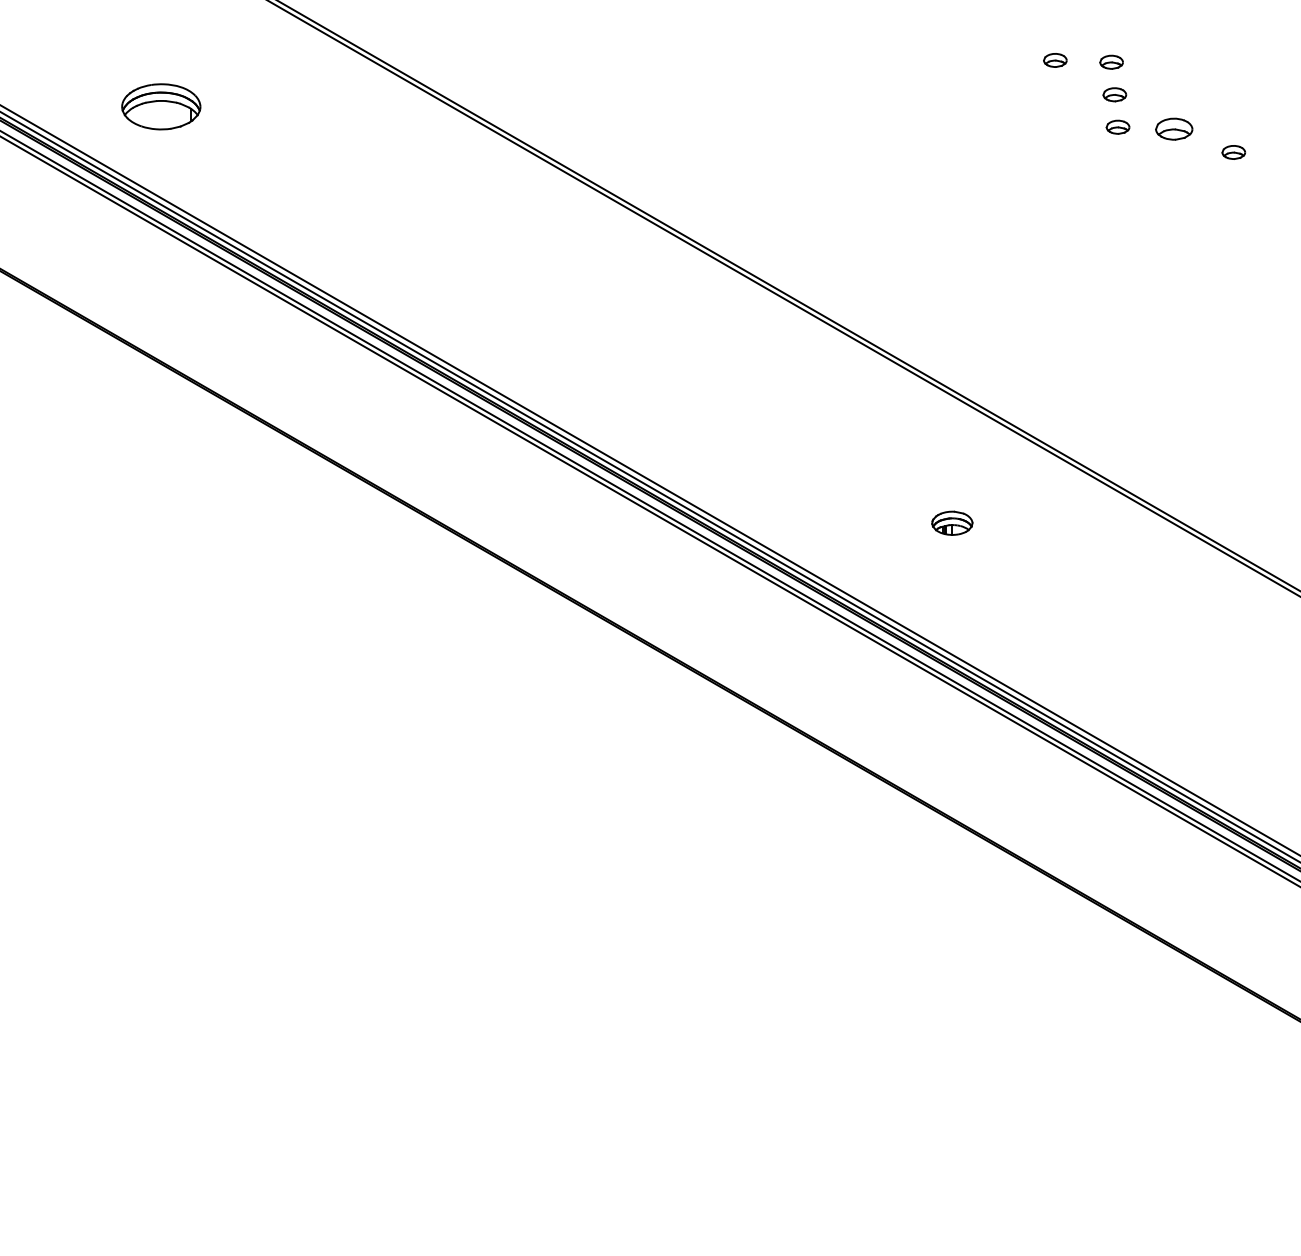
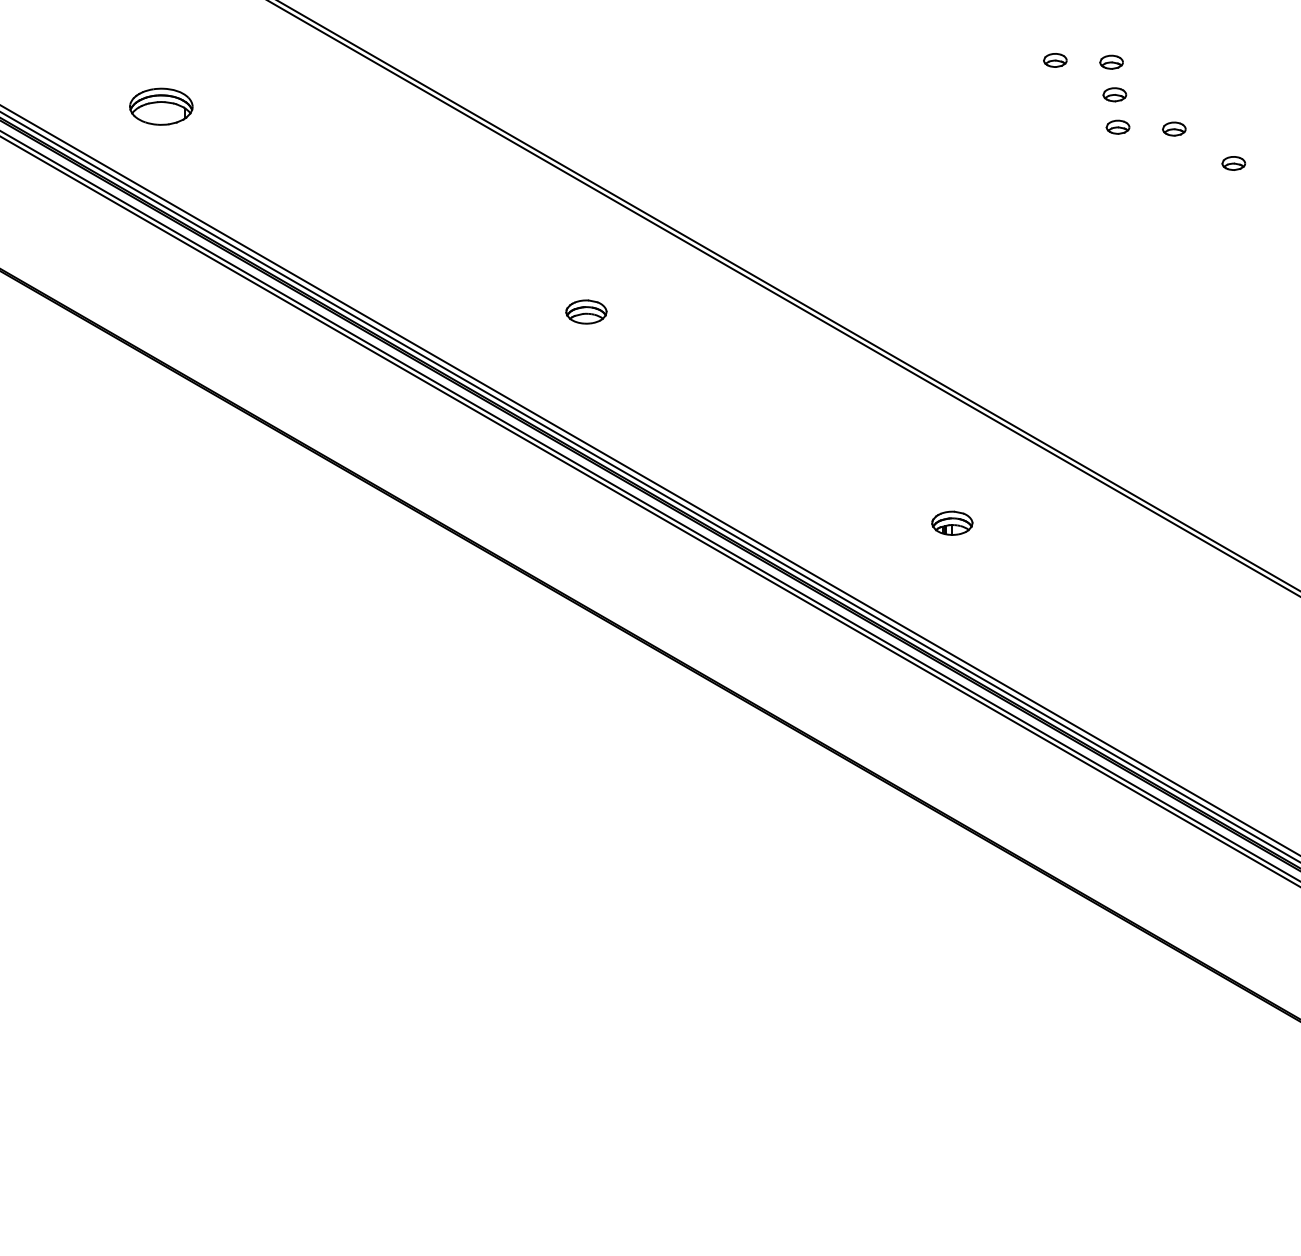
part size: 81x48 px -> 65x39 px (161, 106)
part size: 39x24 px -> 25x16 px (1174, 128)
part position: (1233, 152) -> (1233, 163) (1233, 163)
part: none -> present (586, 311)
